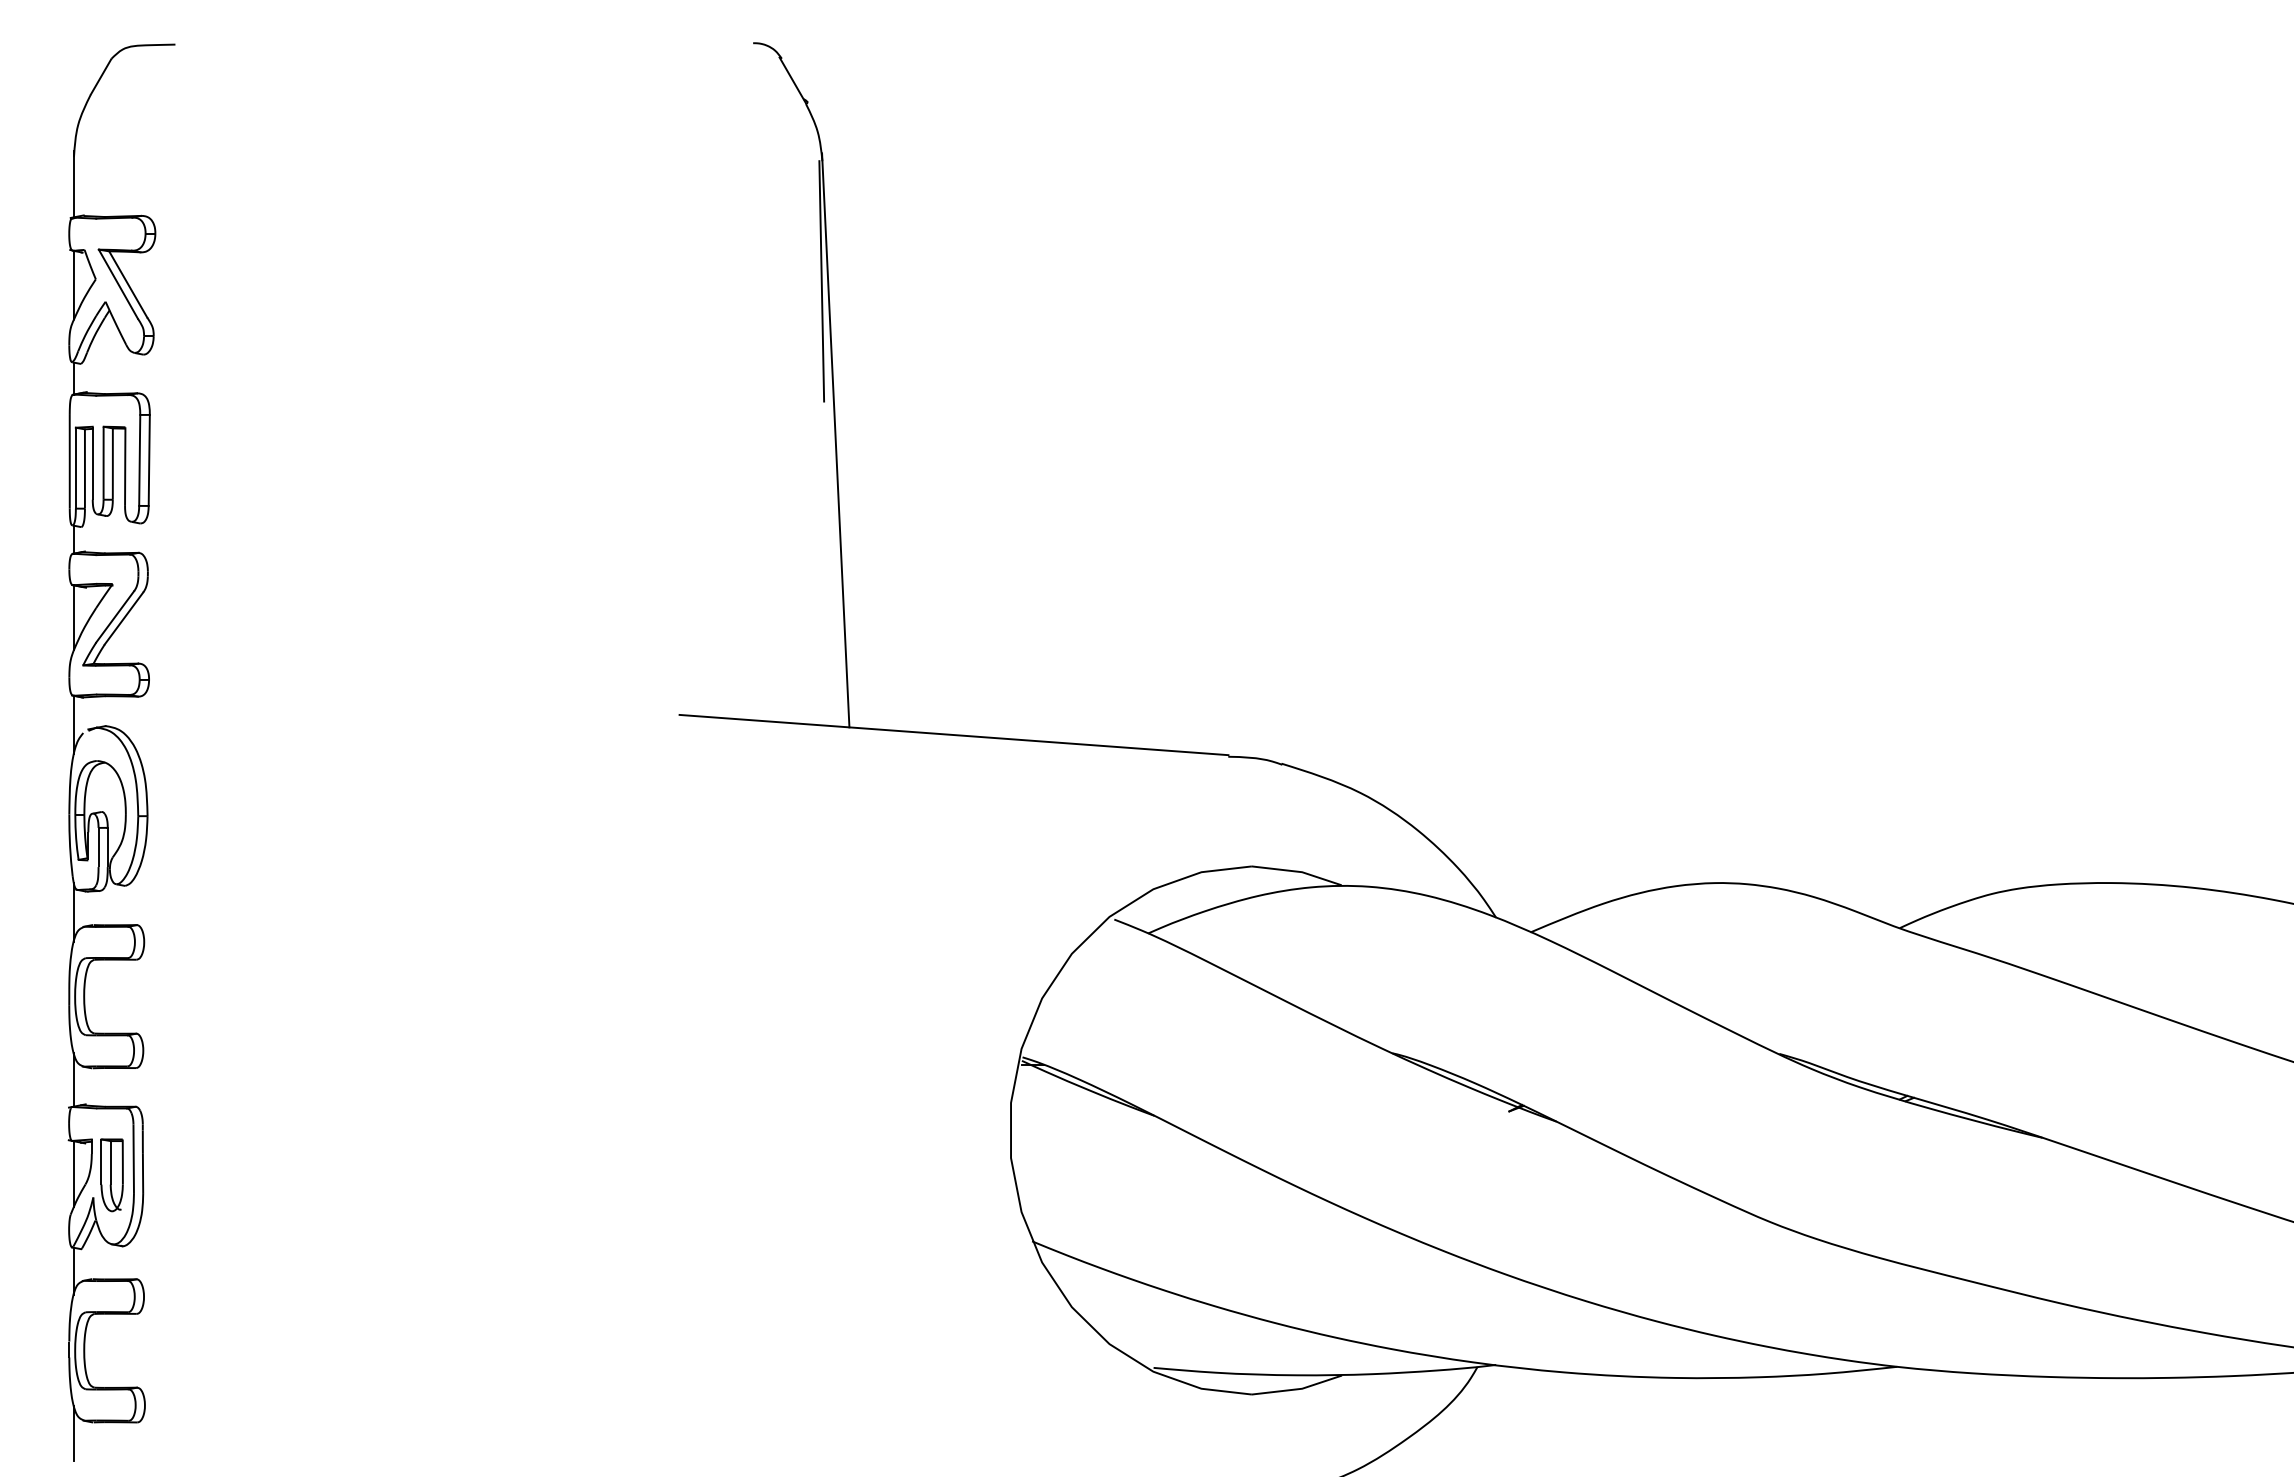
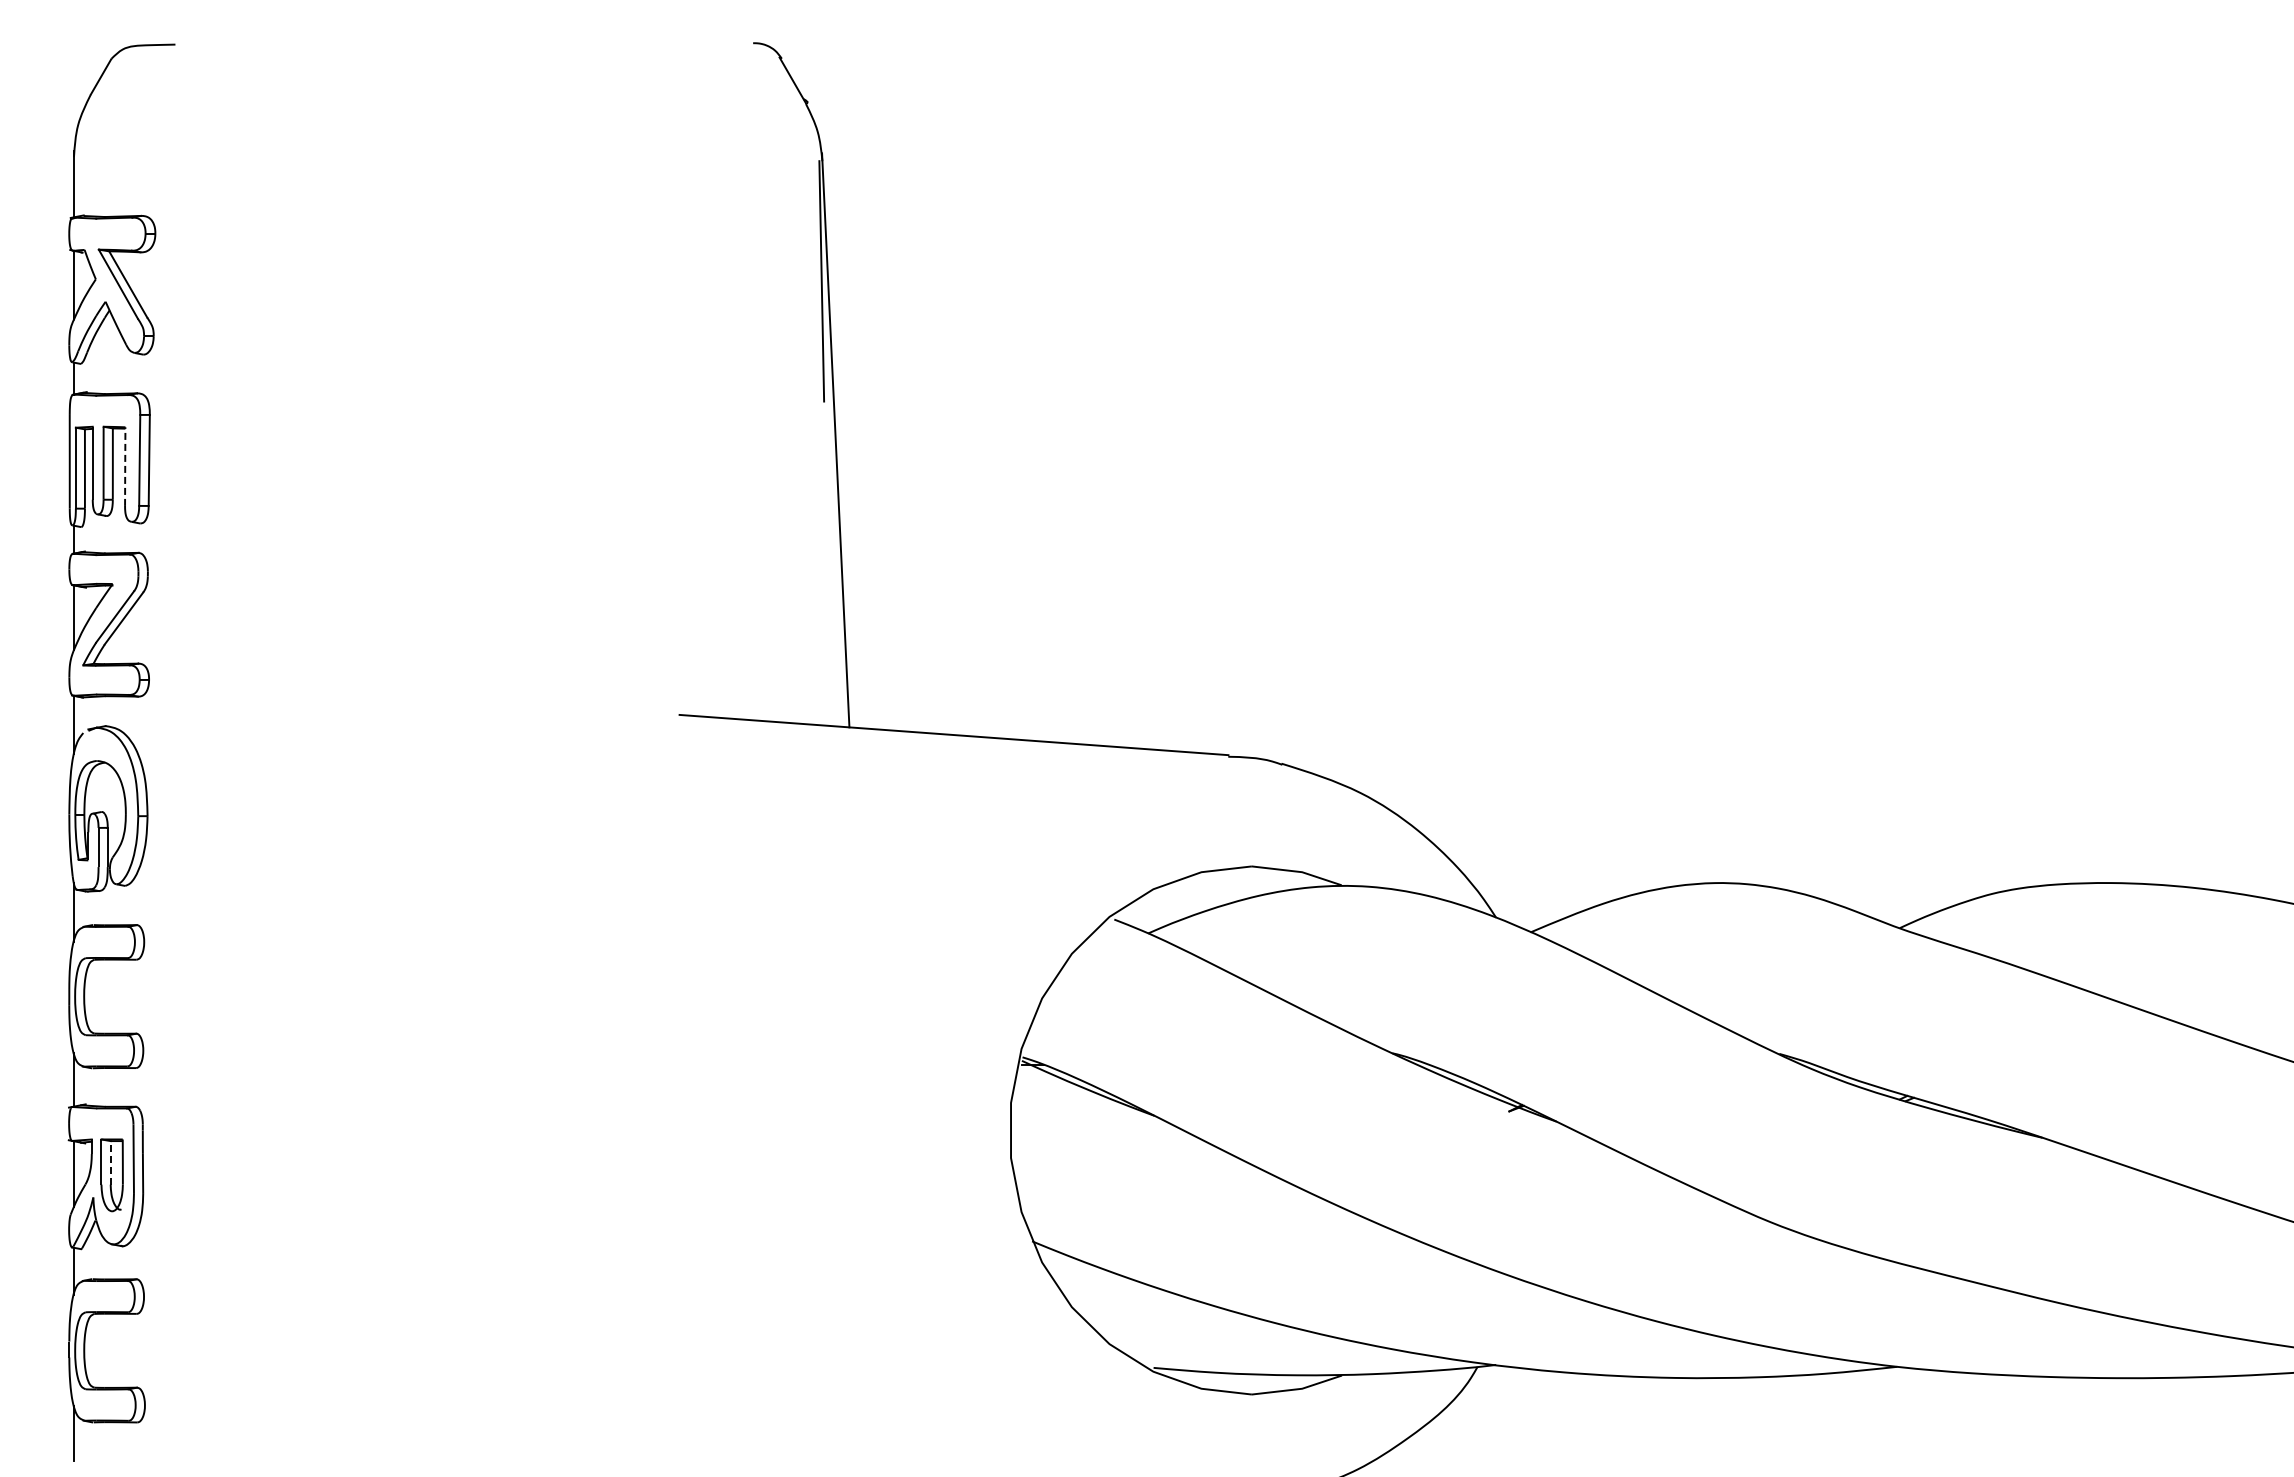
line: solid -> dashed (125, 465)
line: solid -> dashed (110, 1162)
